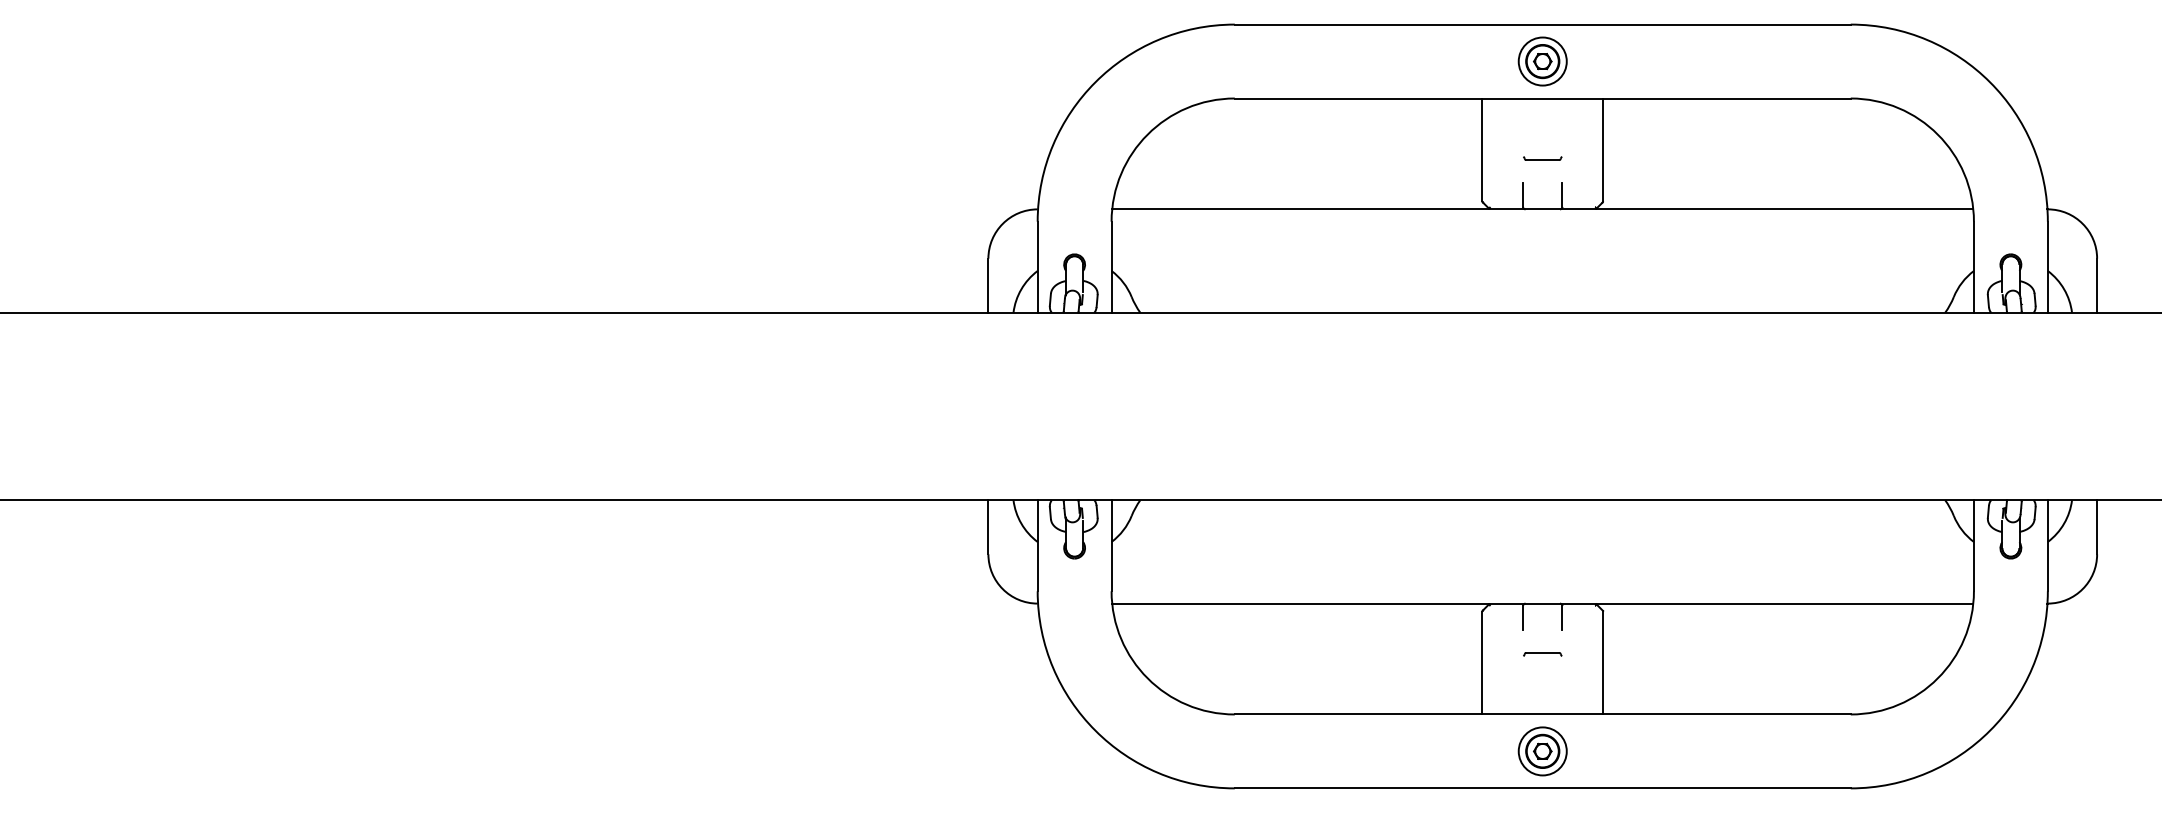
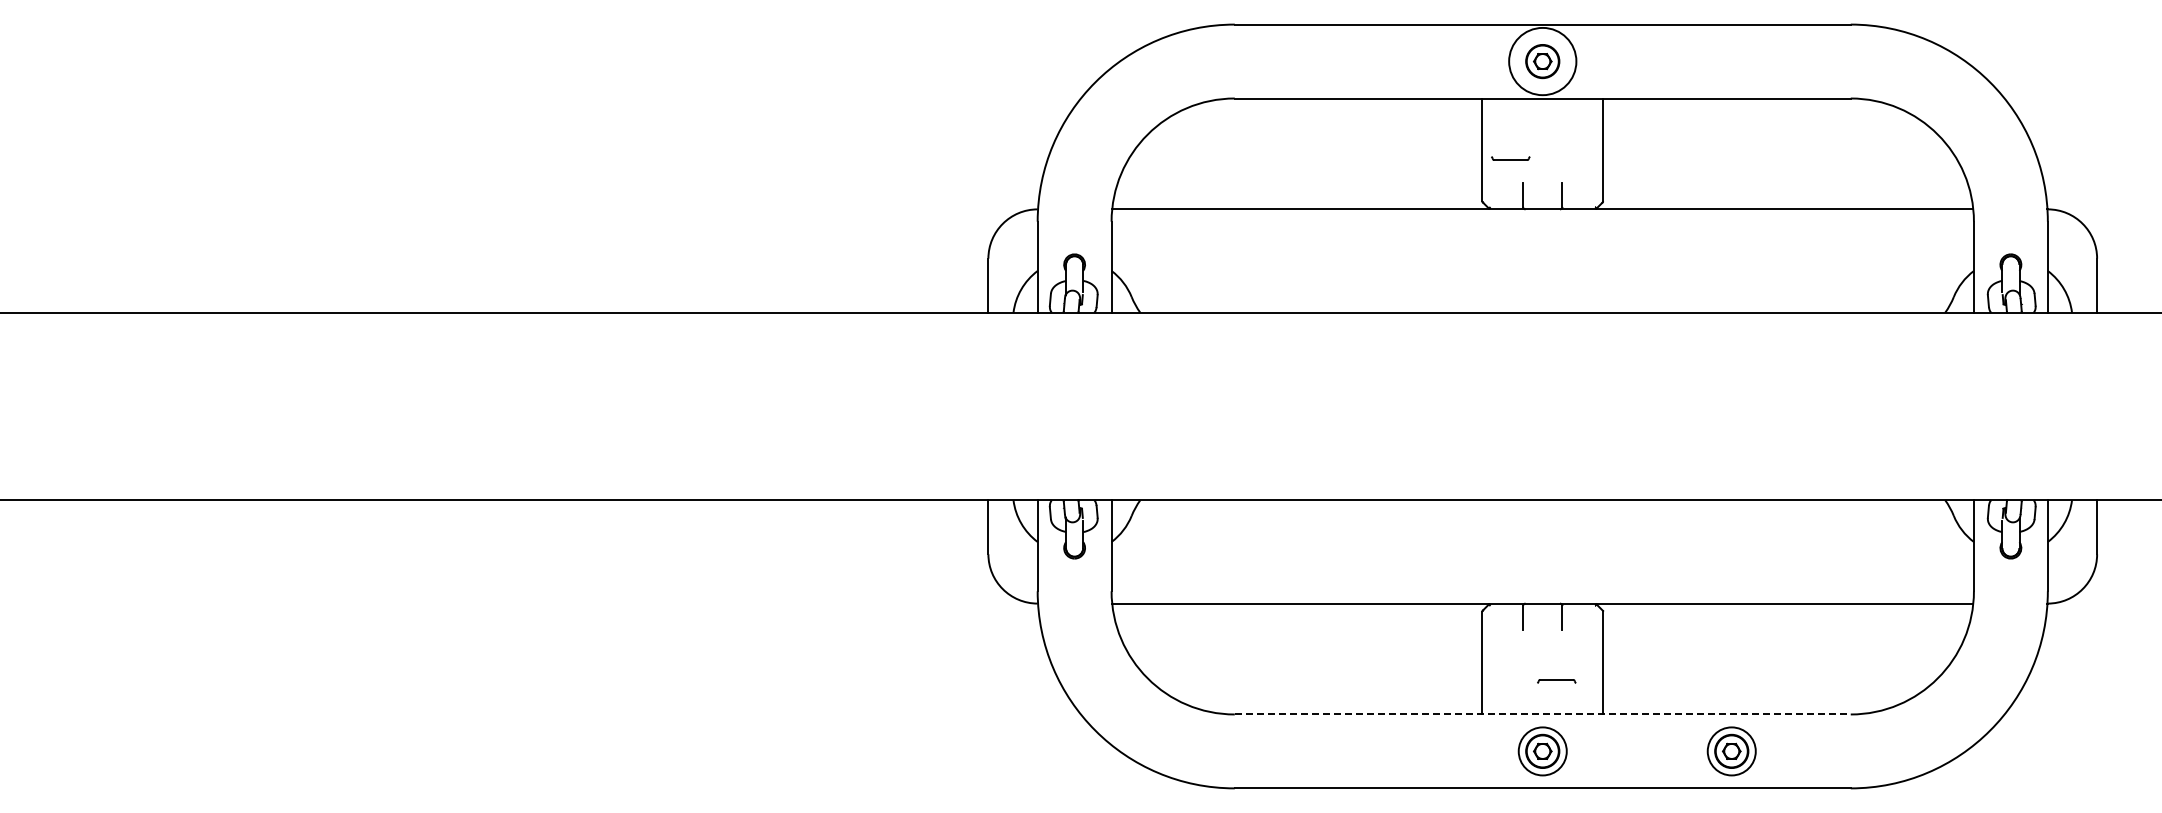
circle diameter: 48 px -> 67 px (1542, 61)
part position: (1542, 158) -> (1510, 158) (1510, 158)
part position: (1542, 654) -> (1556, 681) (1556, 681)
line: solid -> dashed (1542, 714)
part: none -> present (1731, 751)
